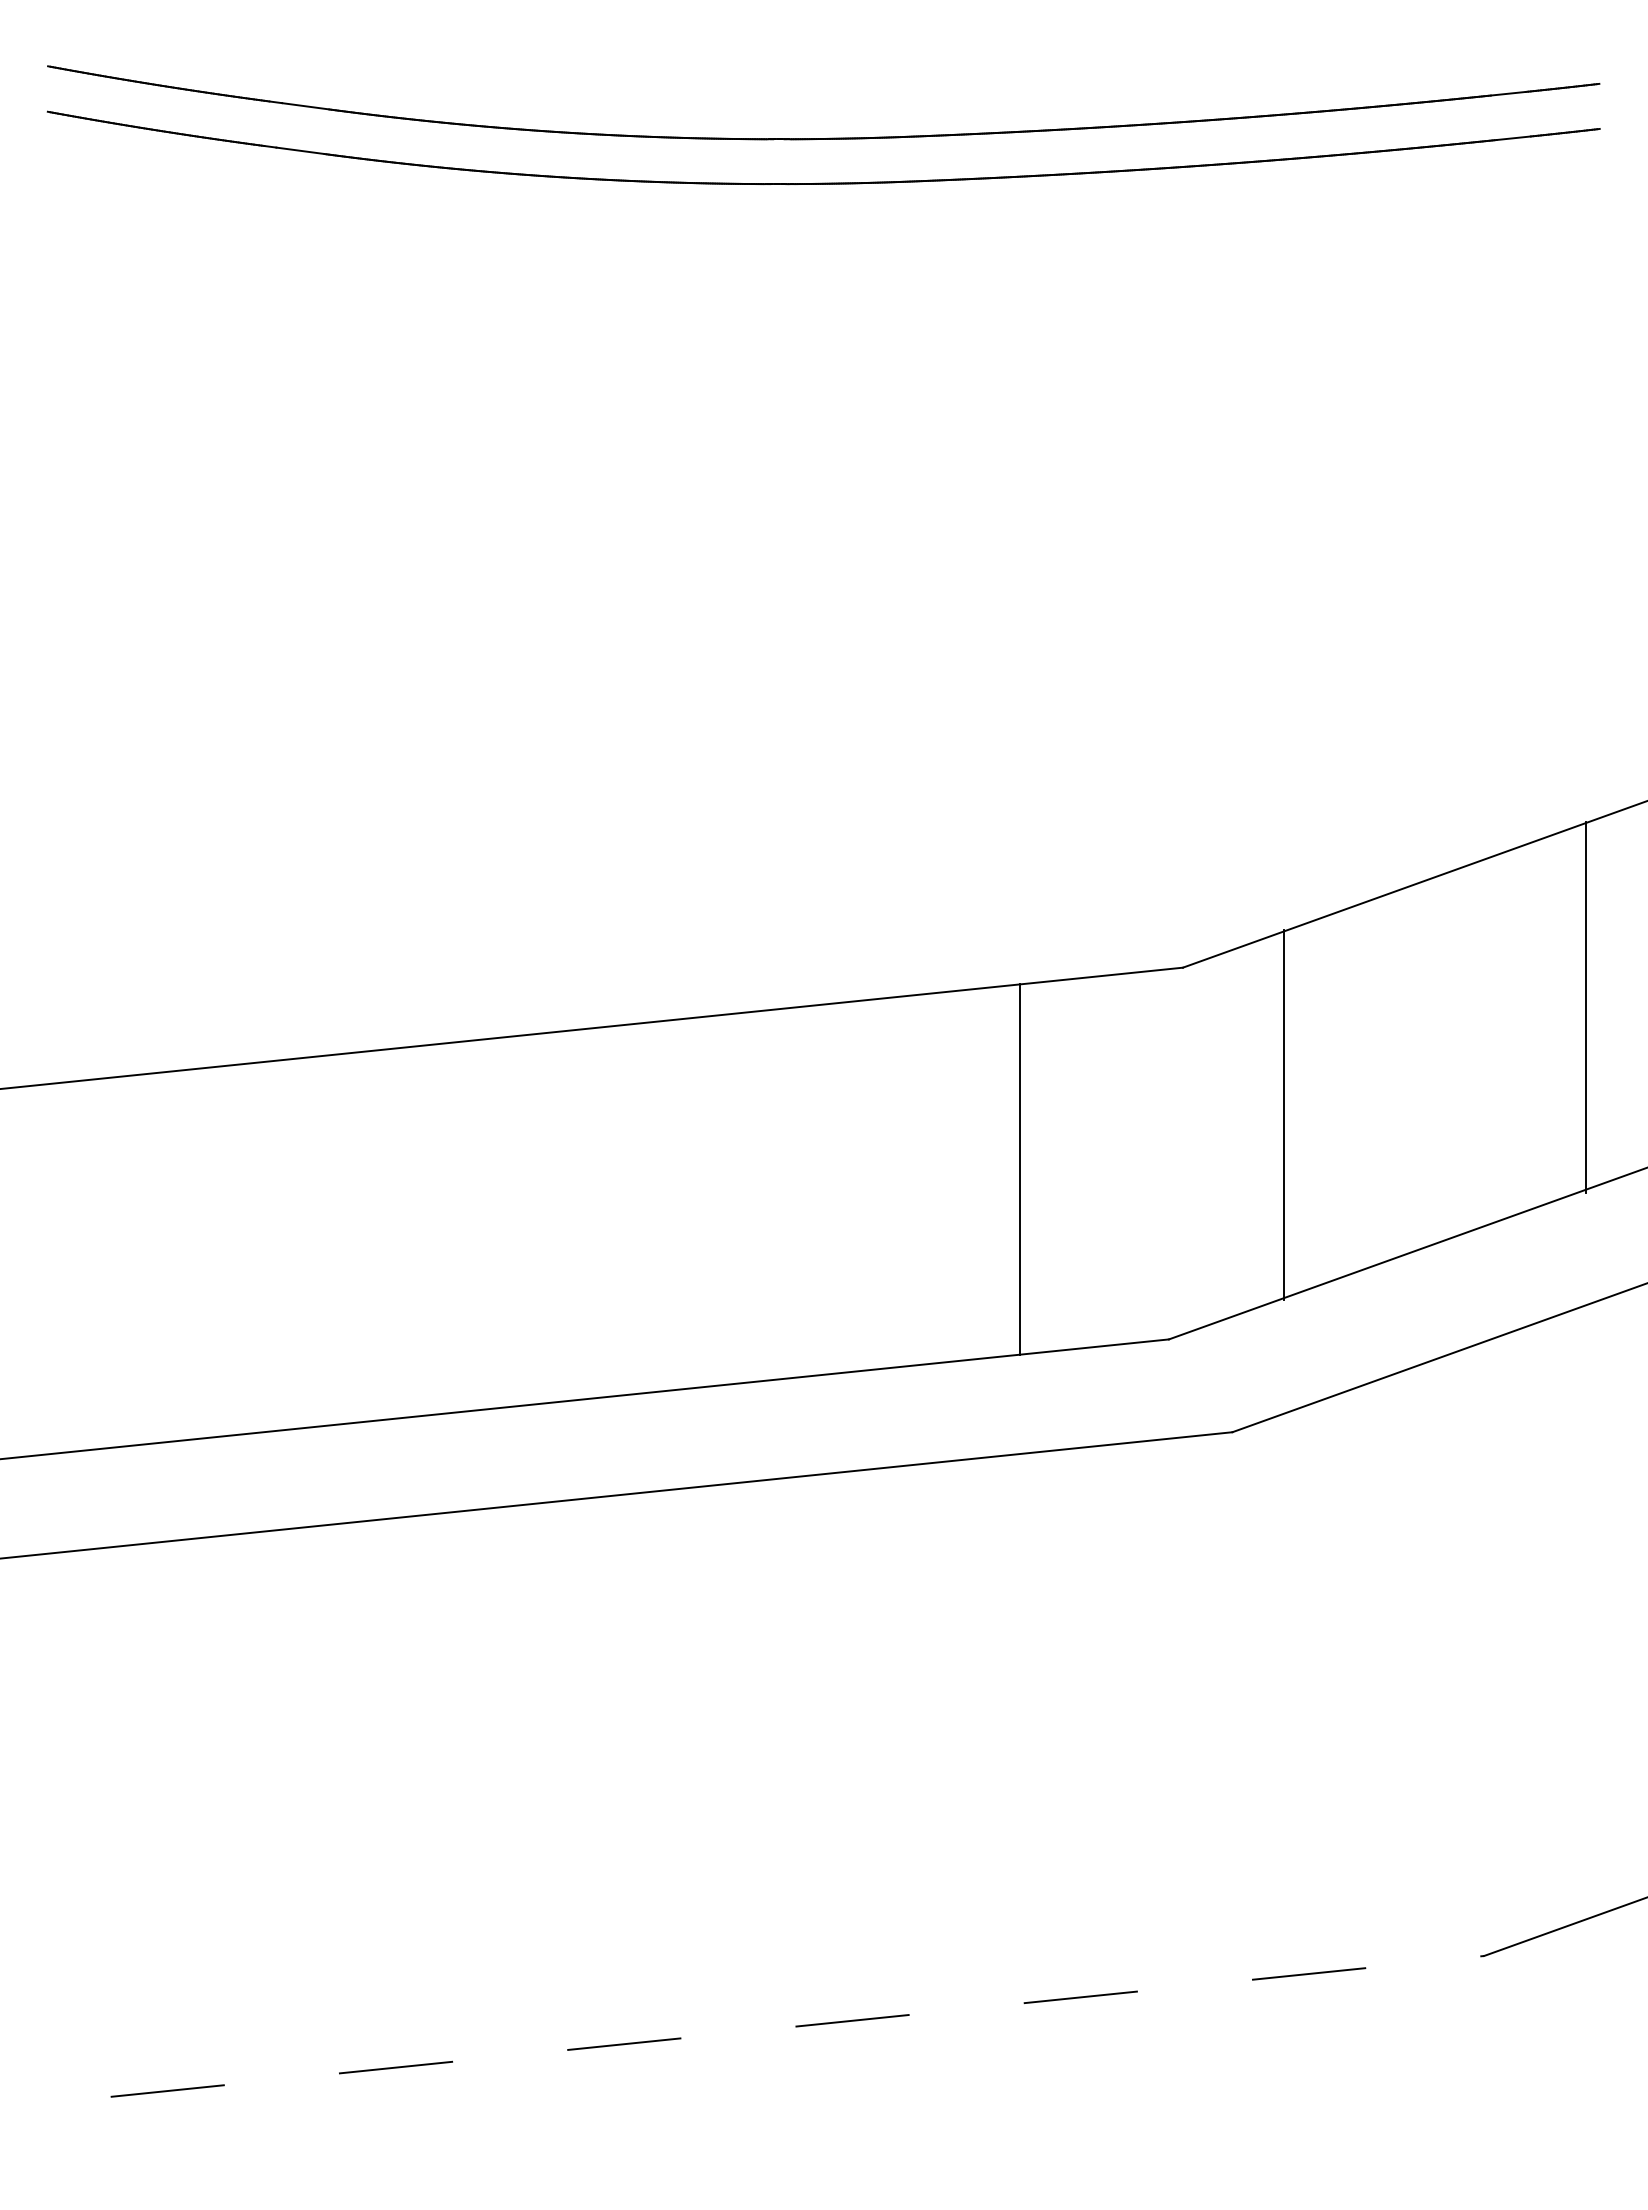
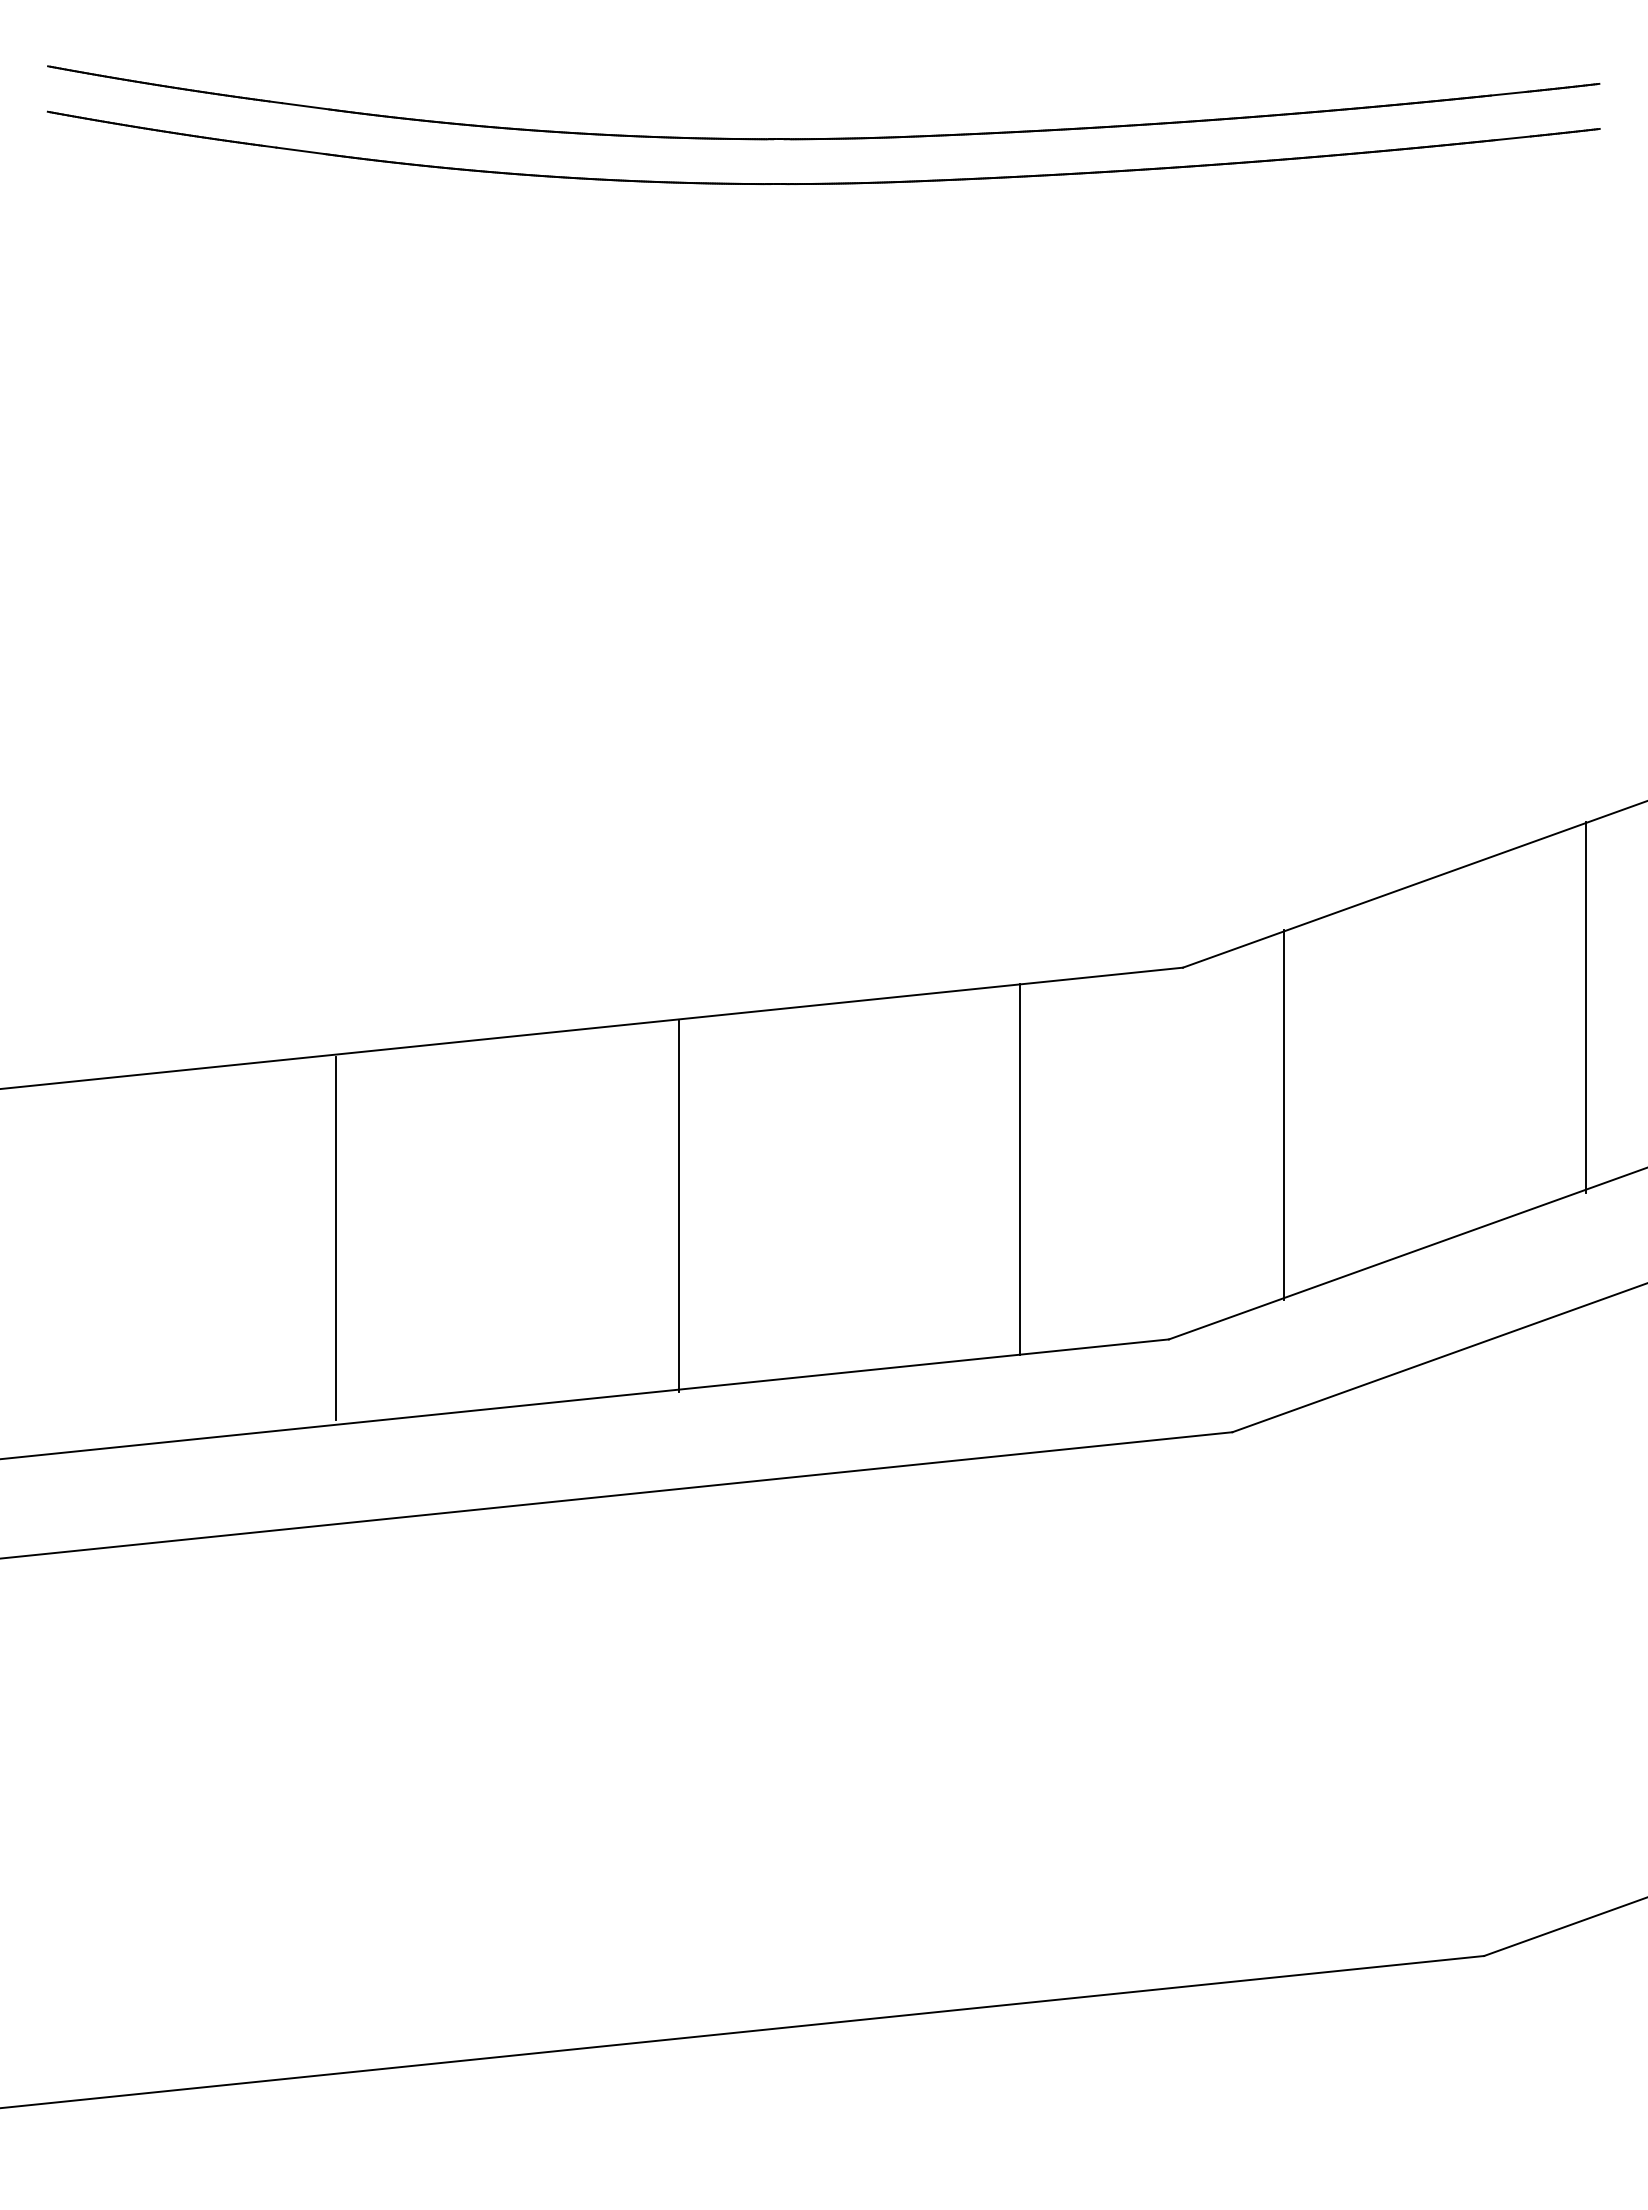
line: none -> present (678, 1205)
line: none -> present (335, 1238)
line: dashed -> solid (742, 2032)
